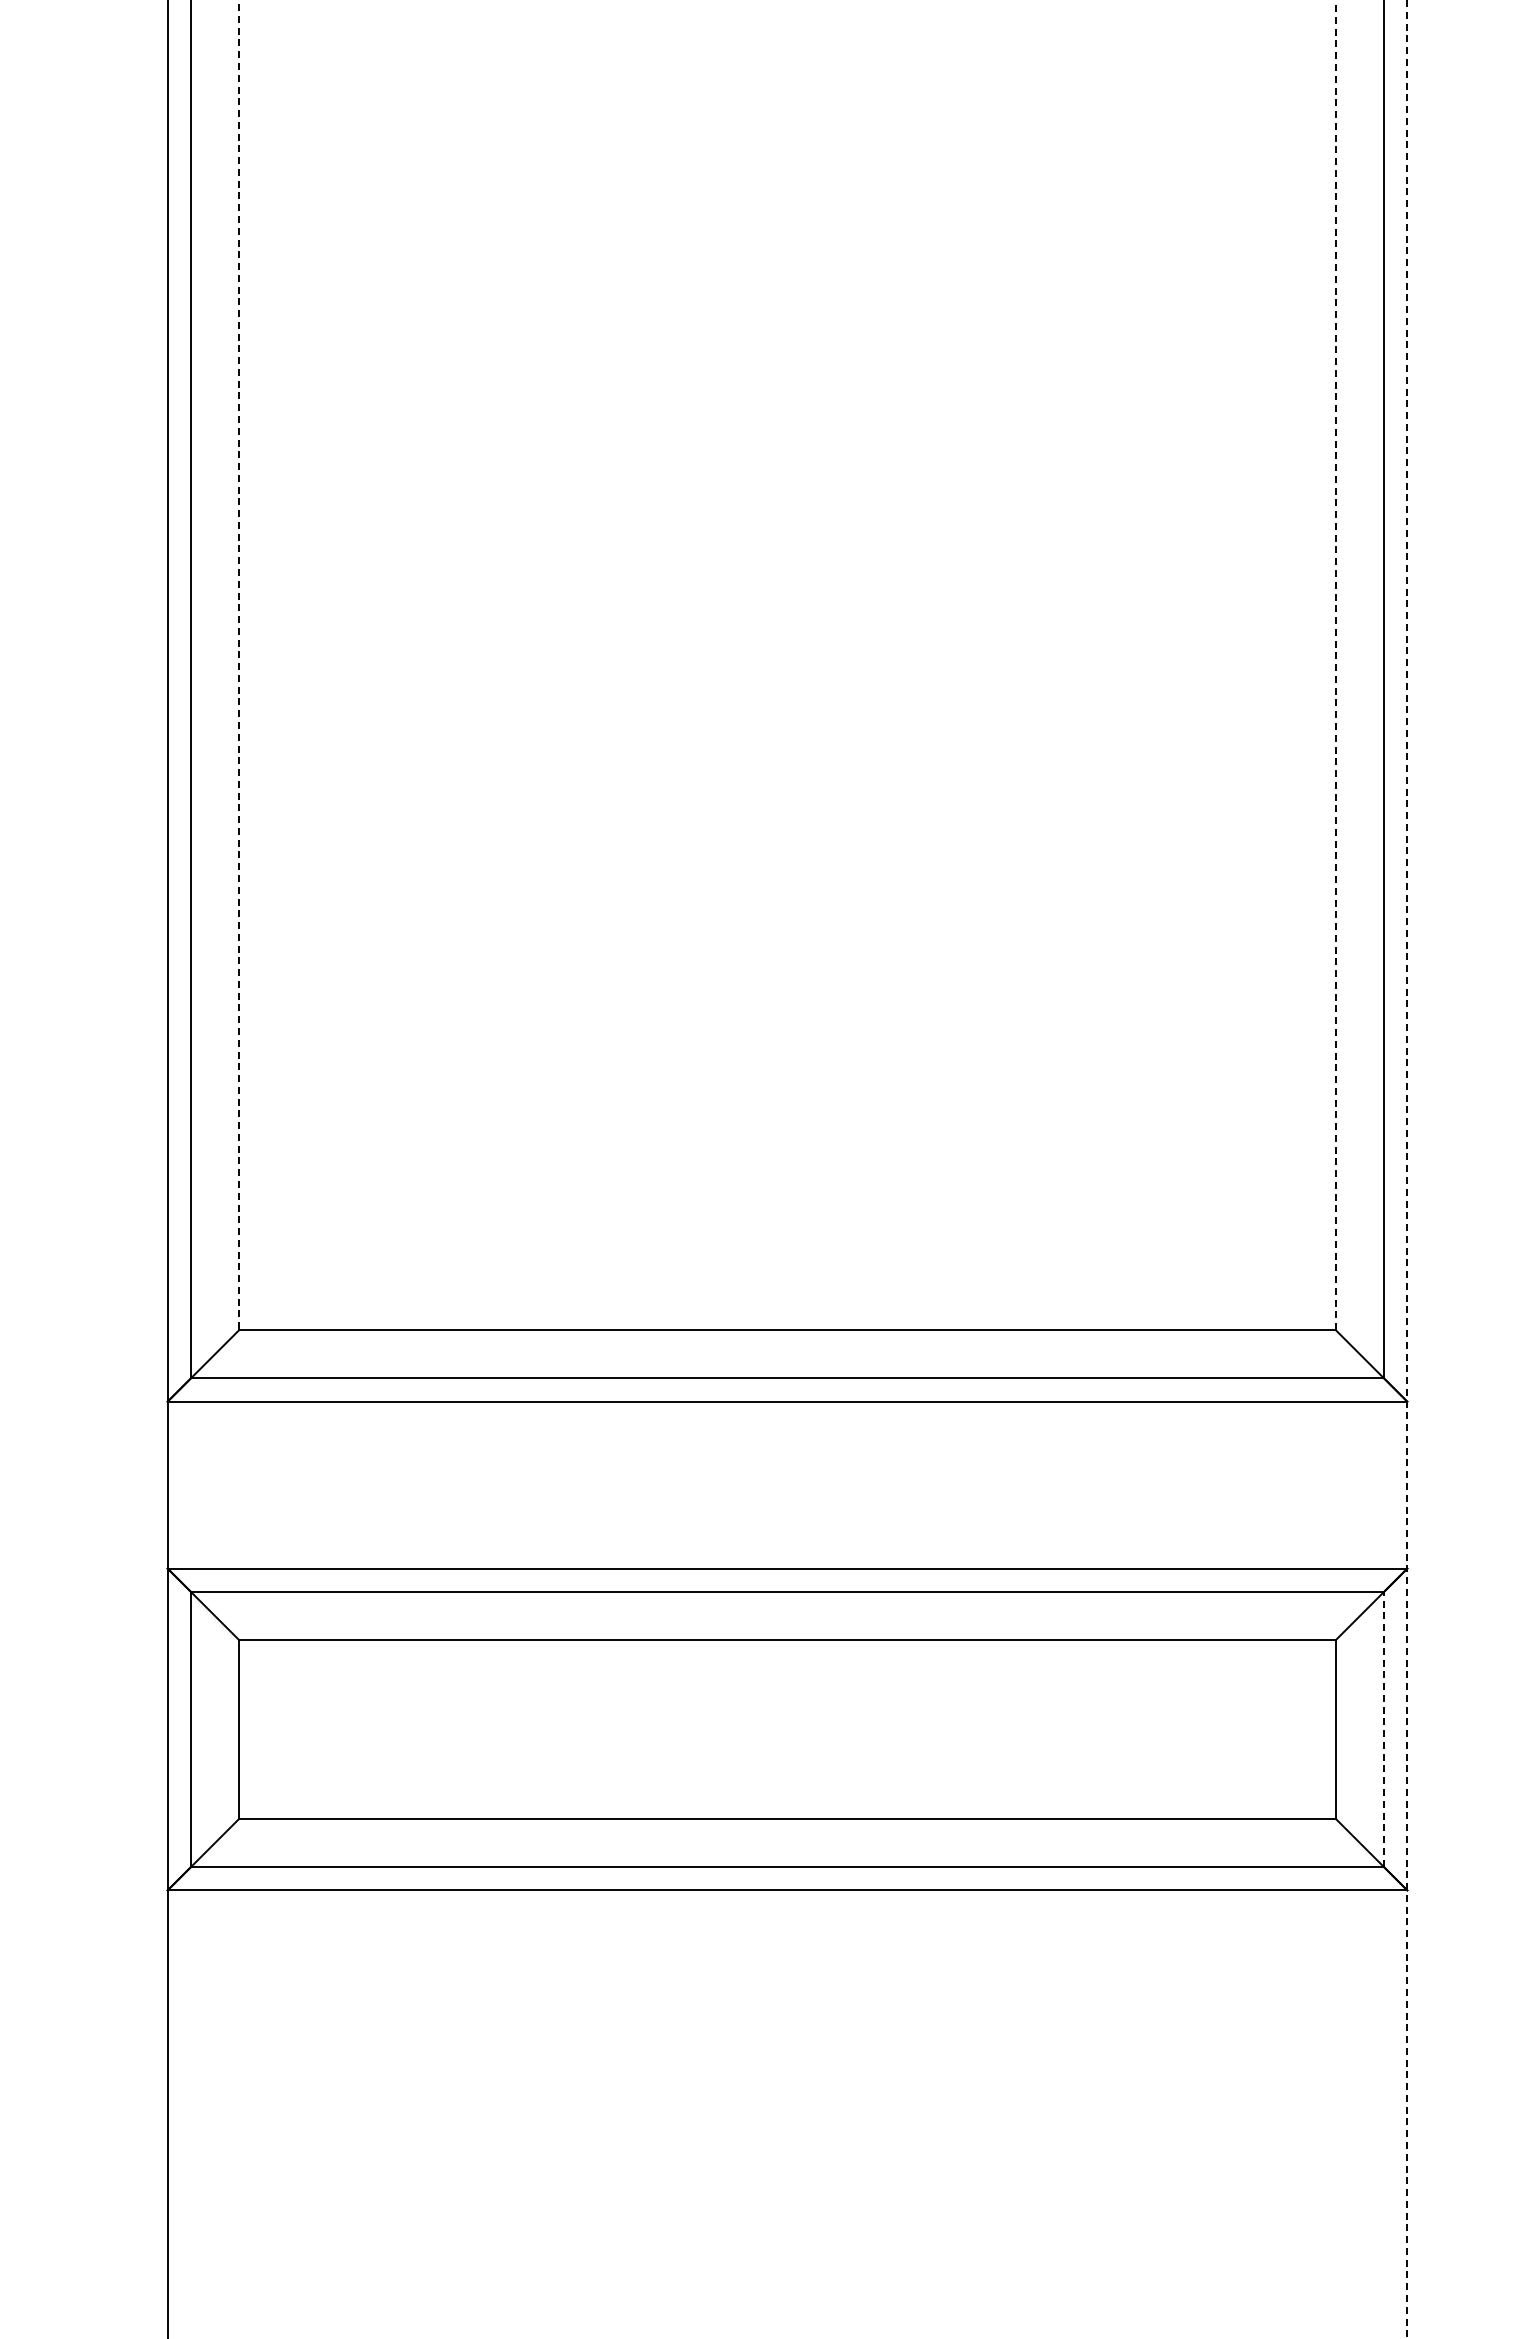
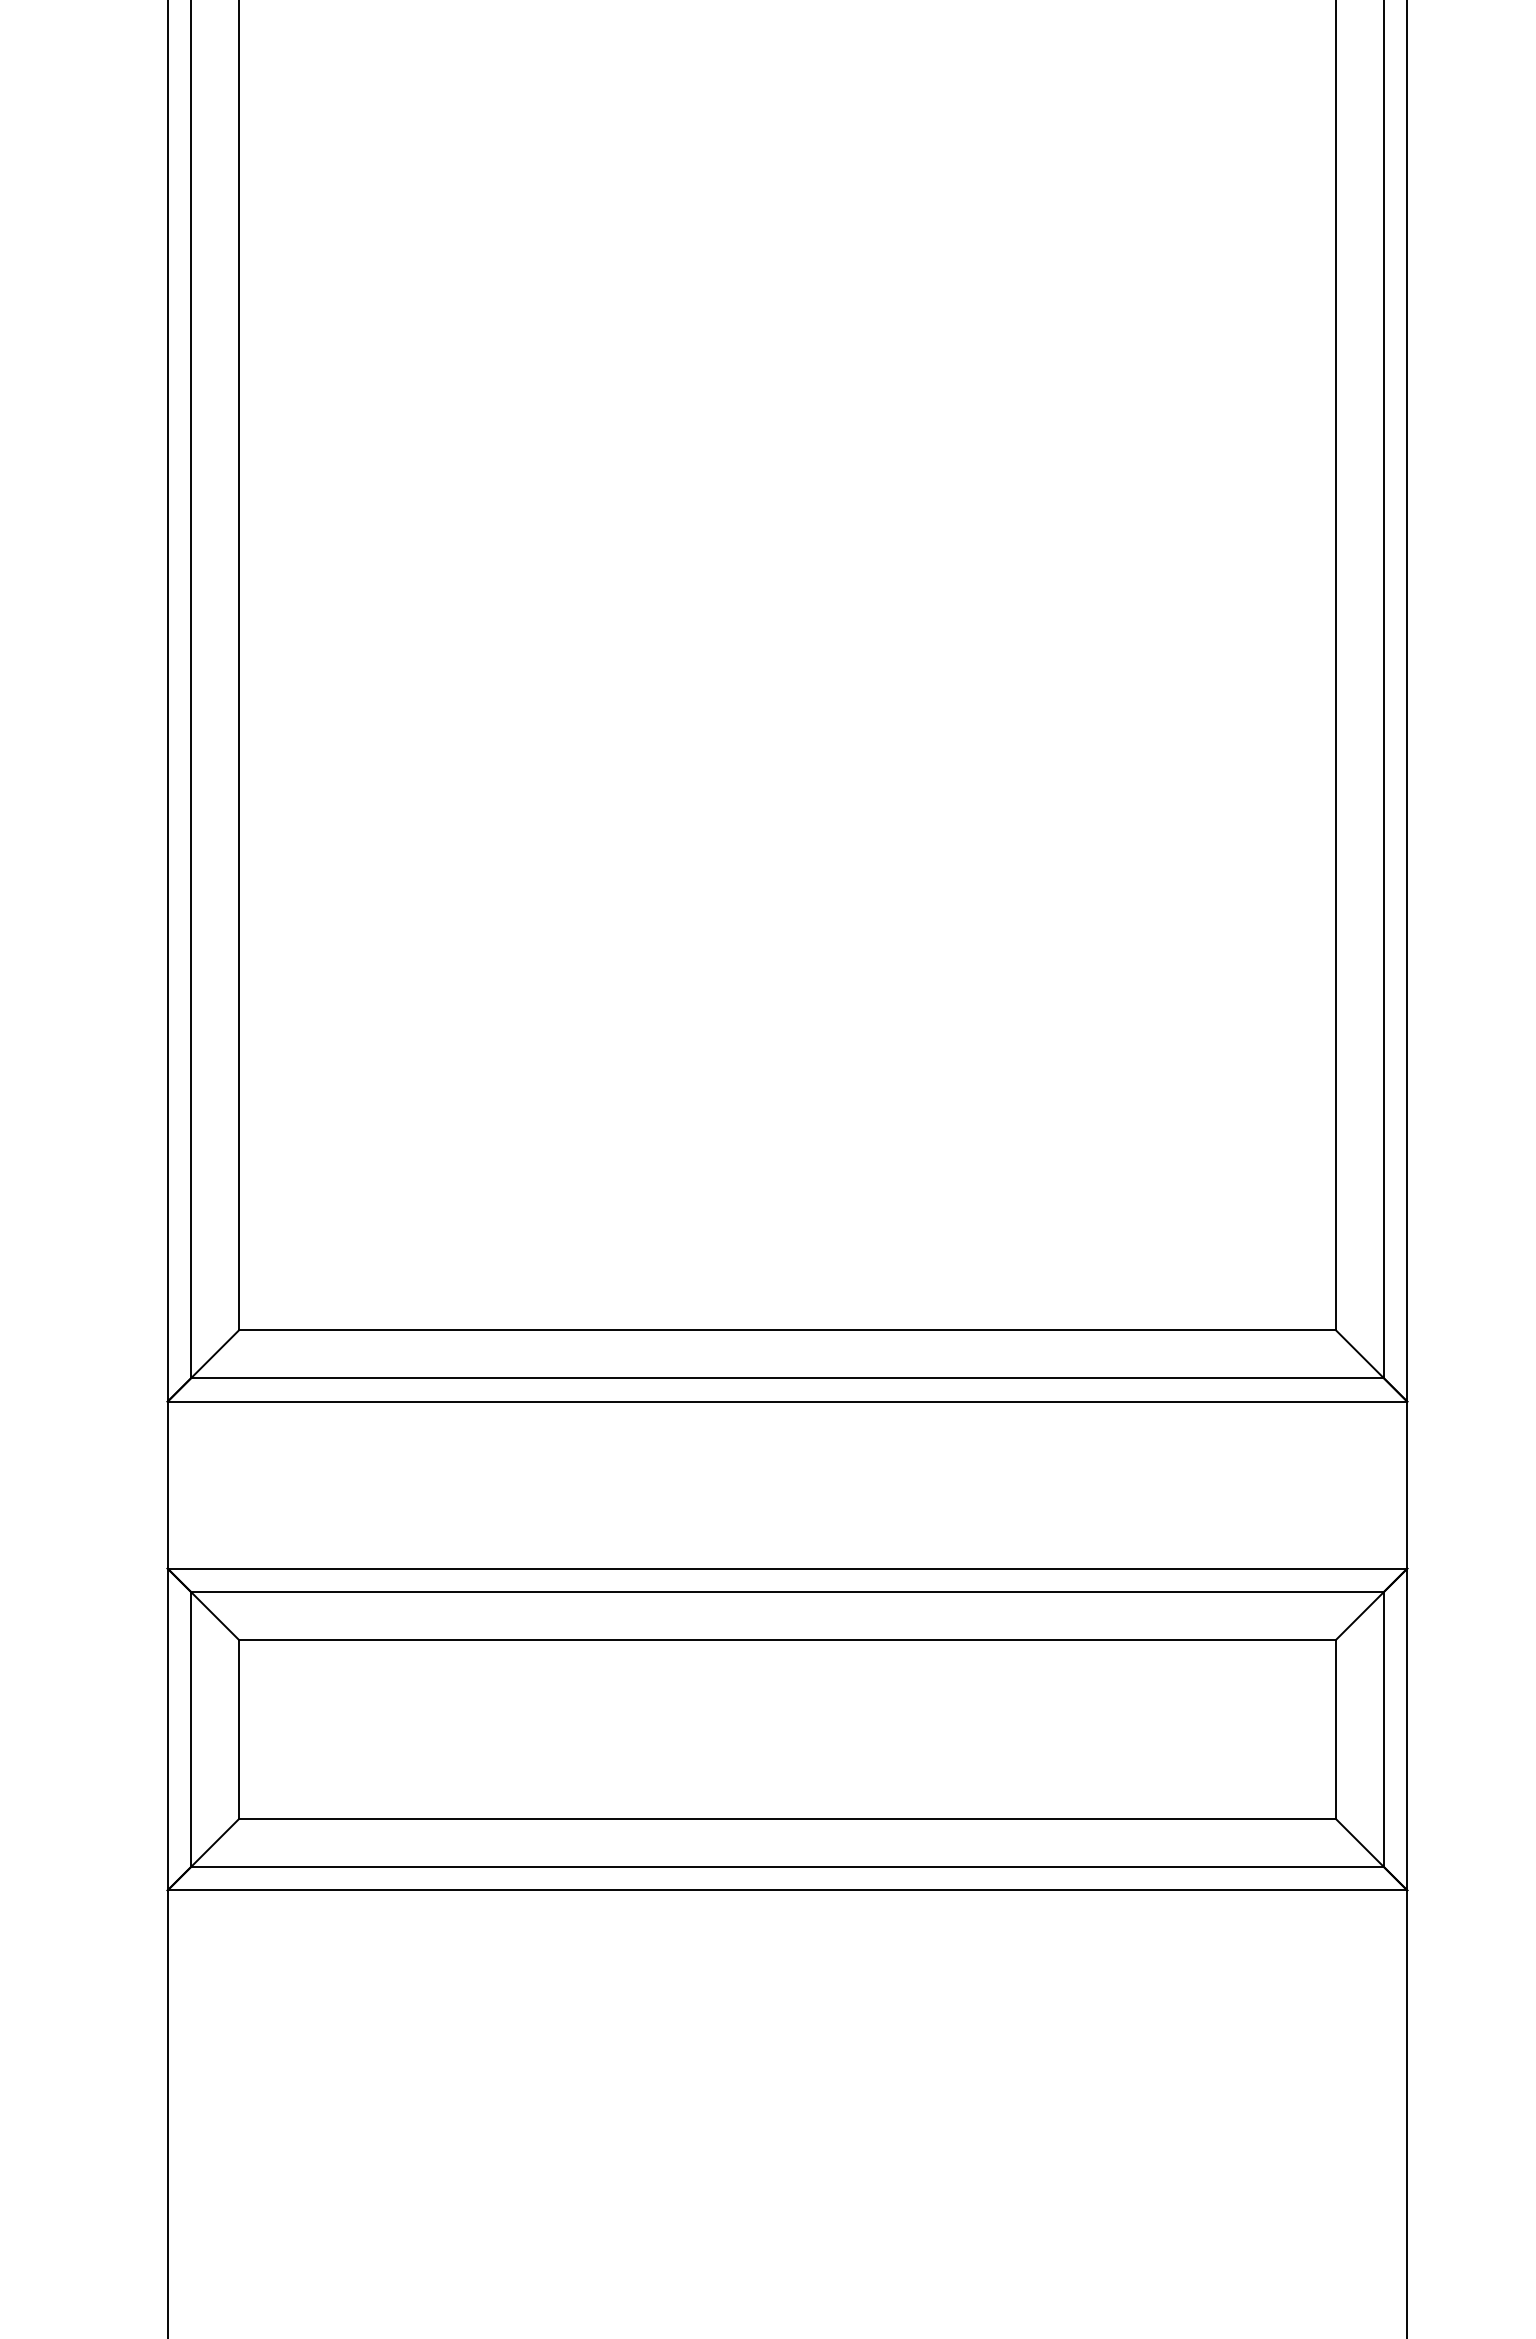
line: dashed -> solid (239, 665)
line: dashed -> solid (1335, 665)
line: dashed -> solid (1407, 1169)
line: dashed -> solid (1383, 1729)
